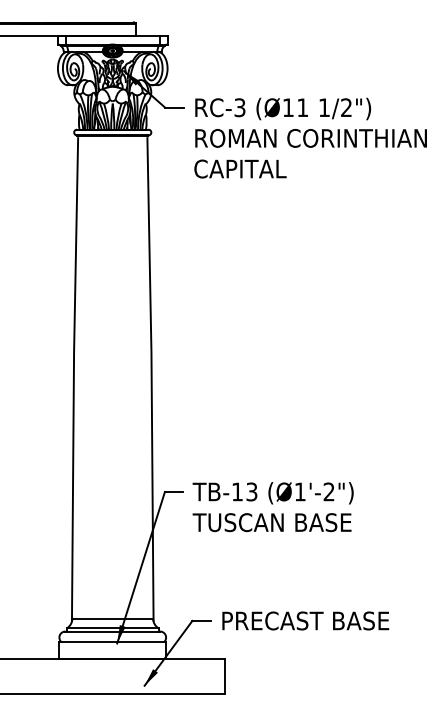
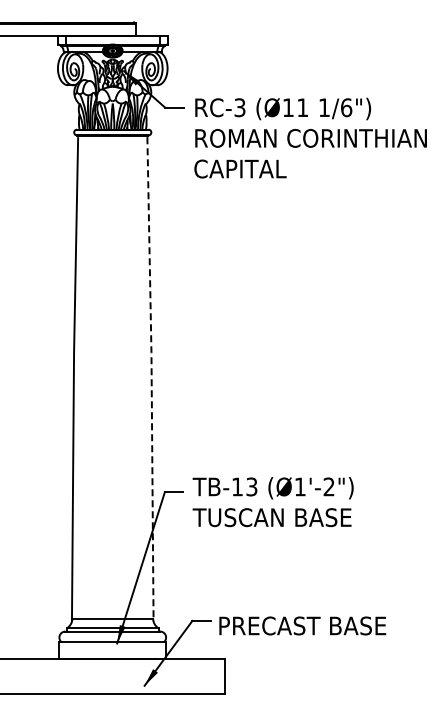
text: 1/2") -> 1/6") (346, 107)
line: solid -> dashed (151, 378)
text position: (272, 507) -> (272, 502) (272, 502)
text position: (305, 620) -> (302, 625) (302, 625)
